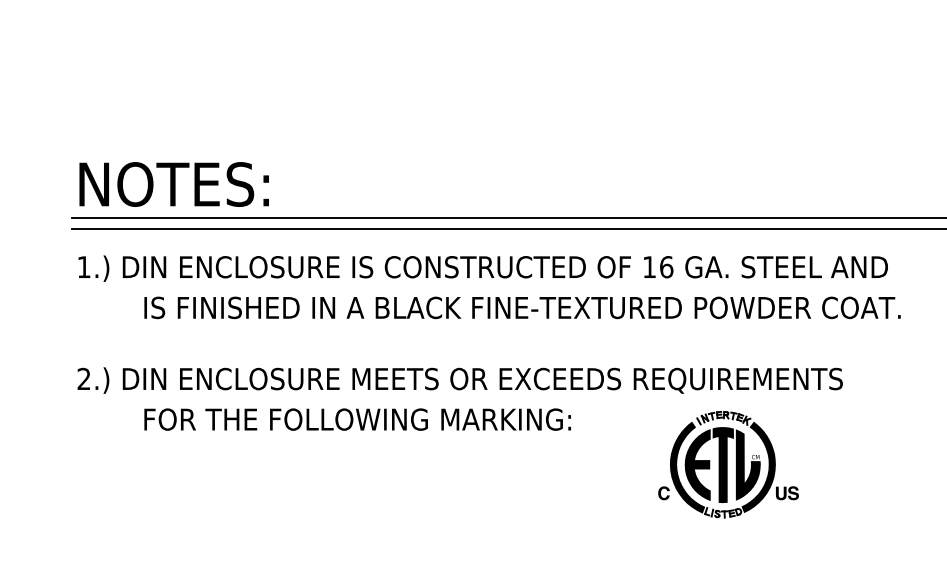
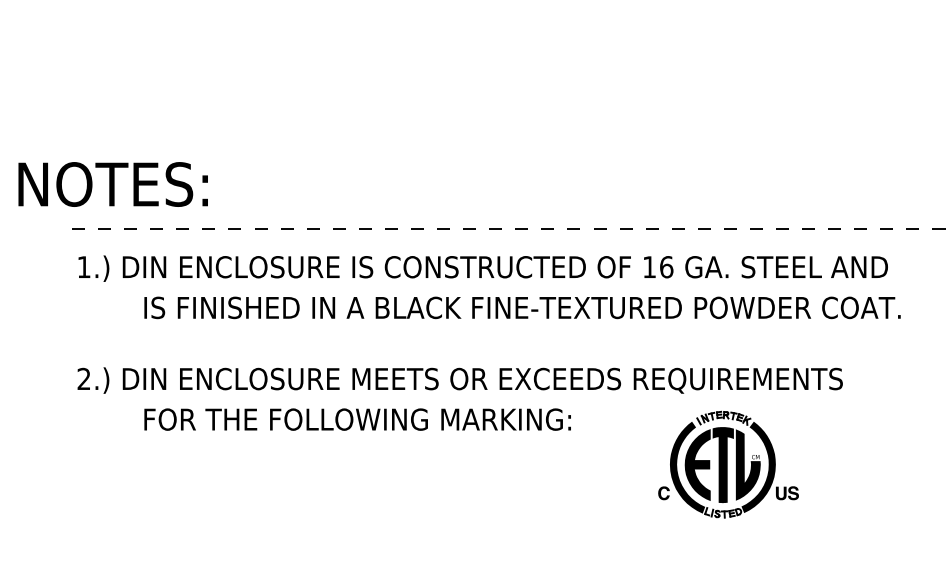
text position: (173, 184) -> (112, 184) (112, 184)
line: present -> none (507, 218)
line: solid -> dashed (509, 228)
